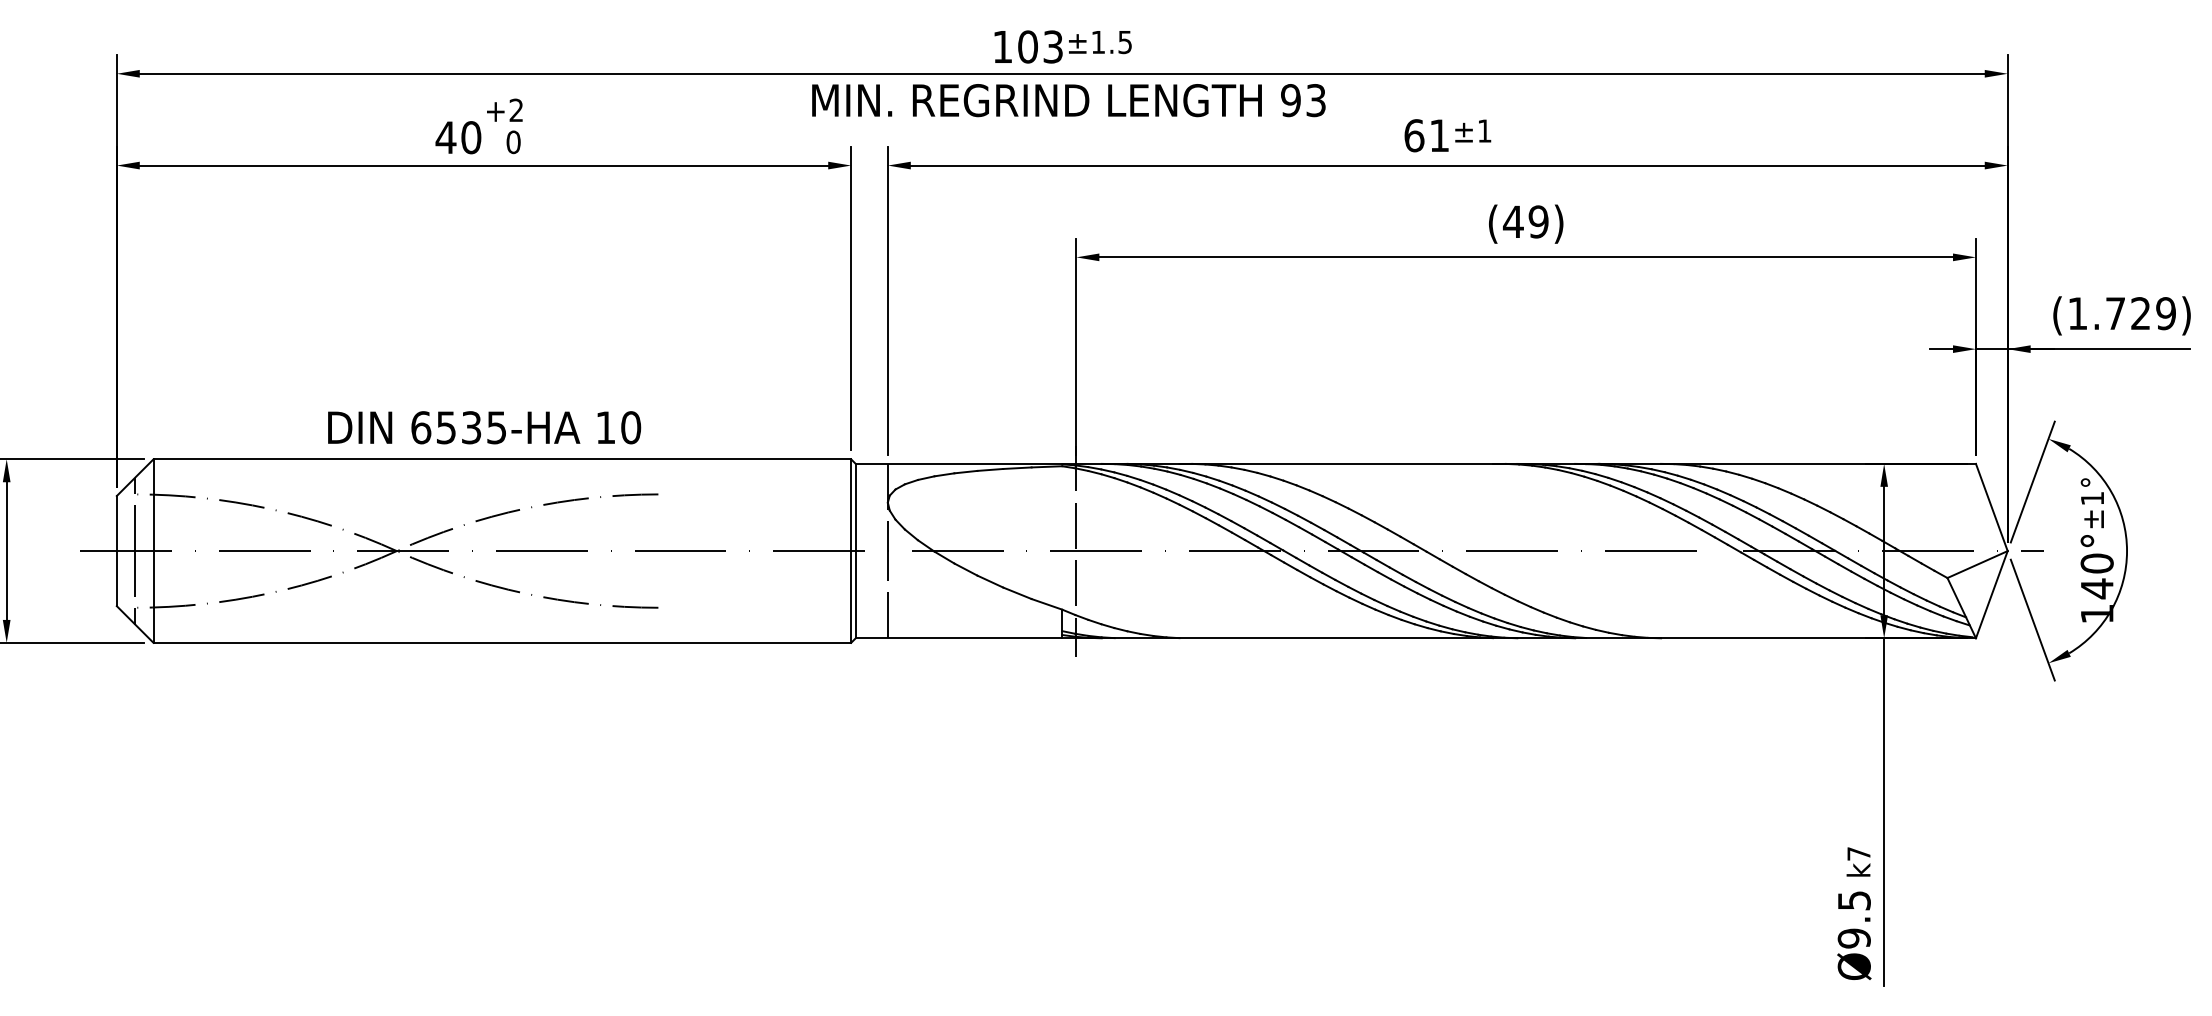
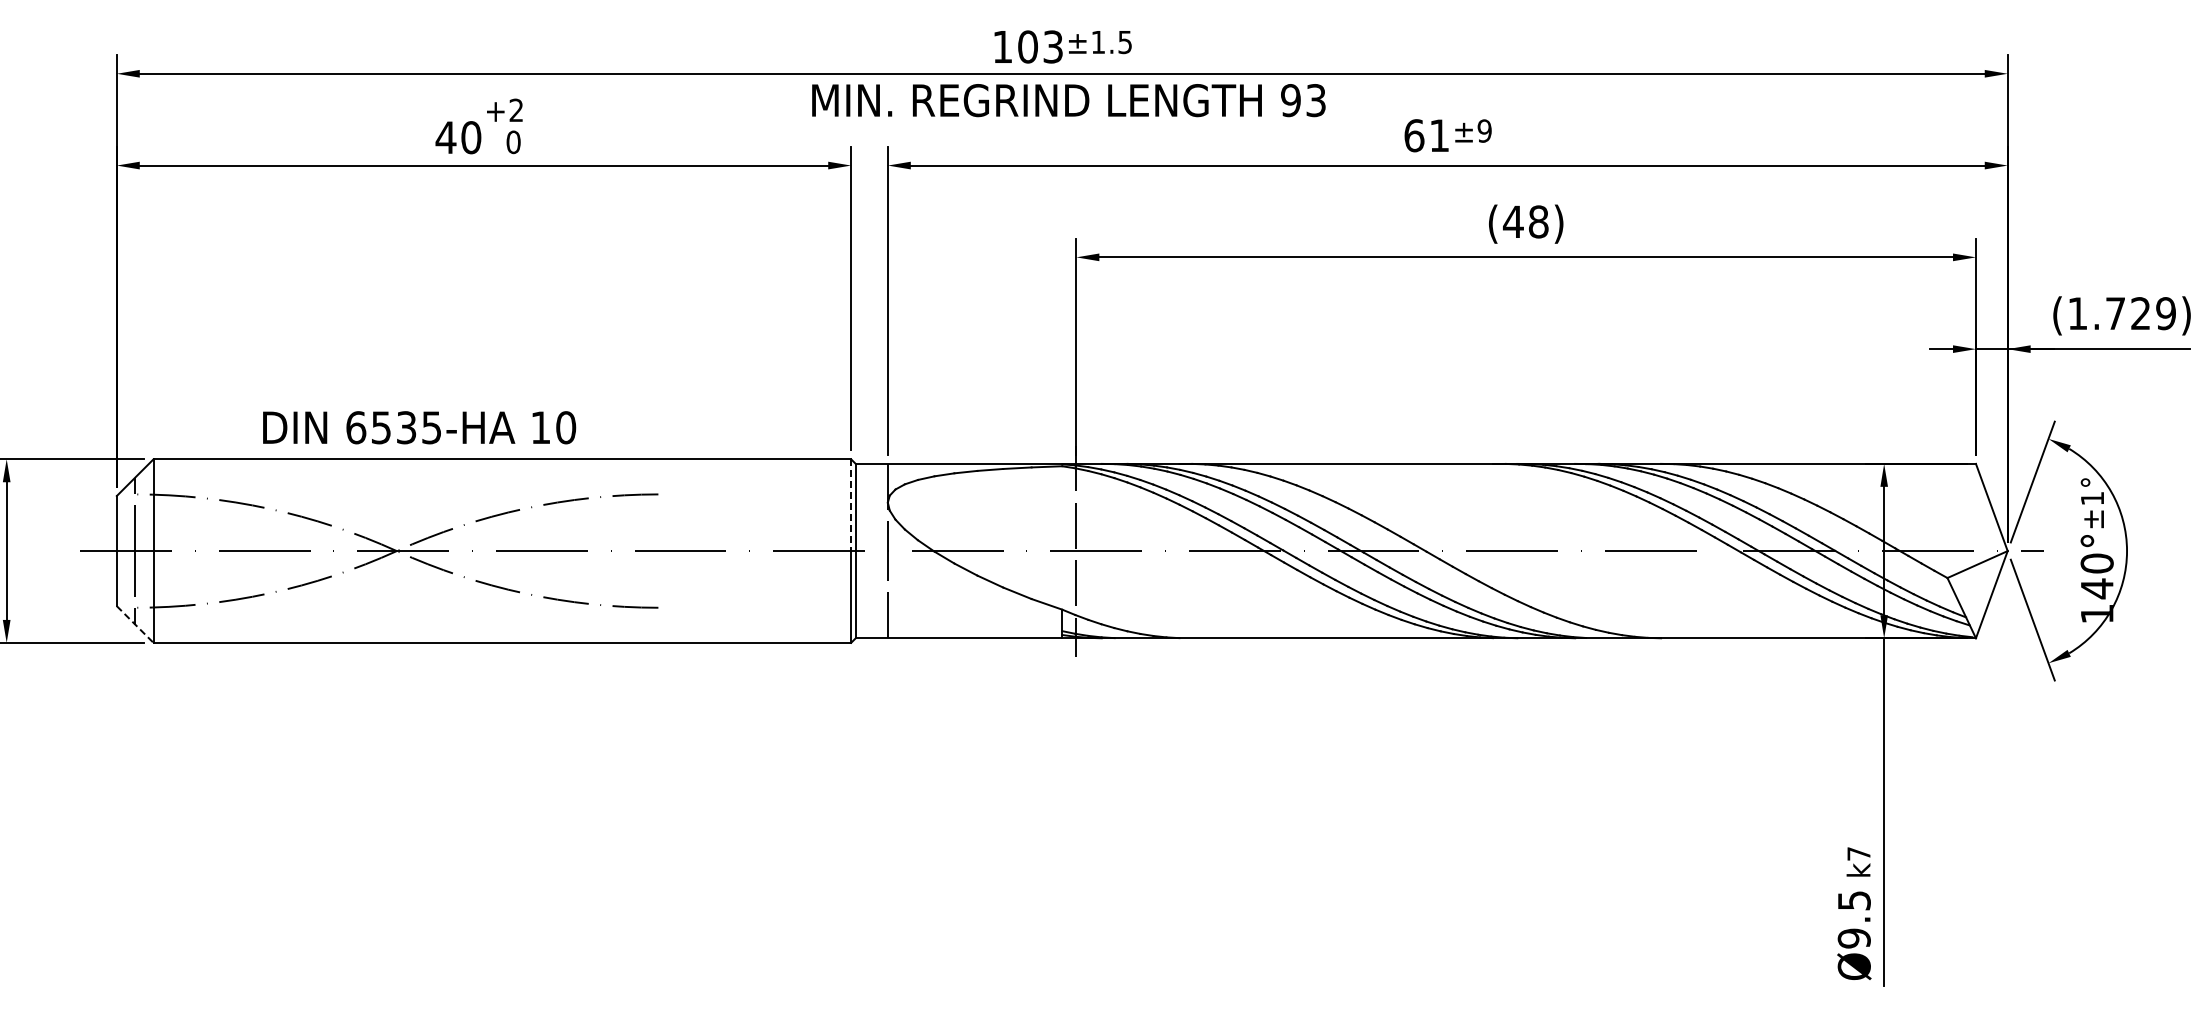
text: ±1 -> ±9 (1484, 130)
text: (49) -> (48) (1538, 221)
text position: (484, 427) -> (419, 427) (419, 427)
line: solid -> dashed (851, 505)
line: solid -> dashed (135, 624)
